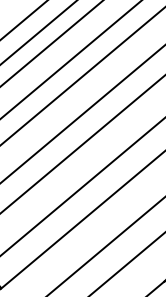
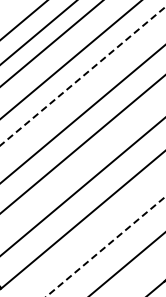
line: solid -> dashed (82, 76)
line: solid -> dashed (105, 246)
